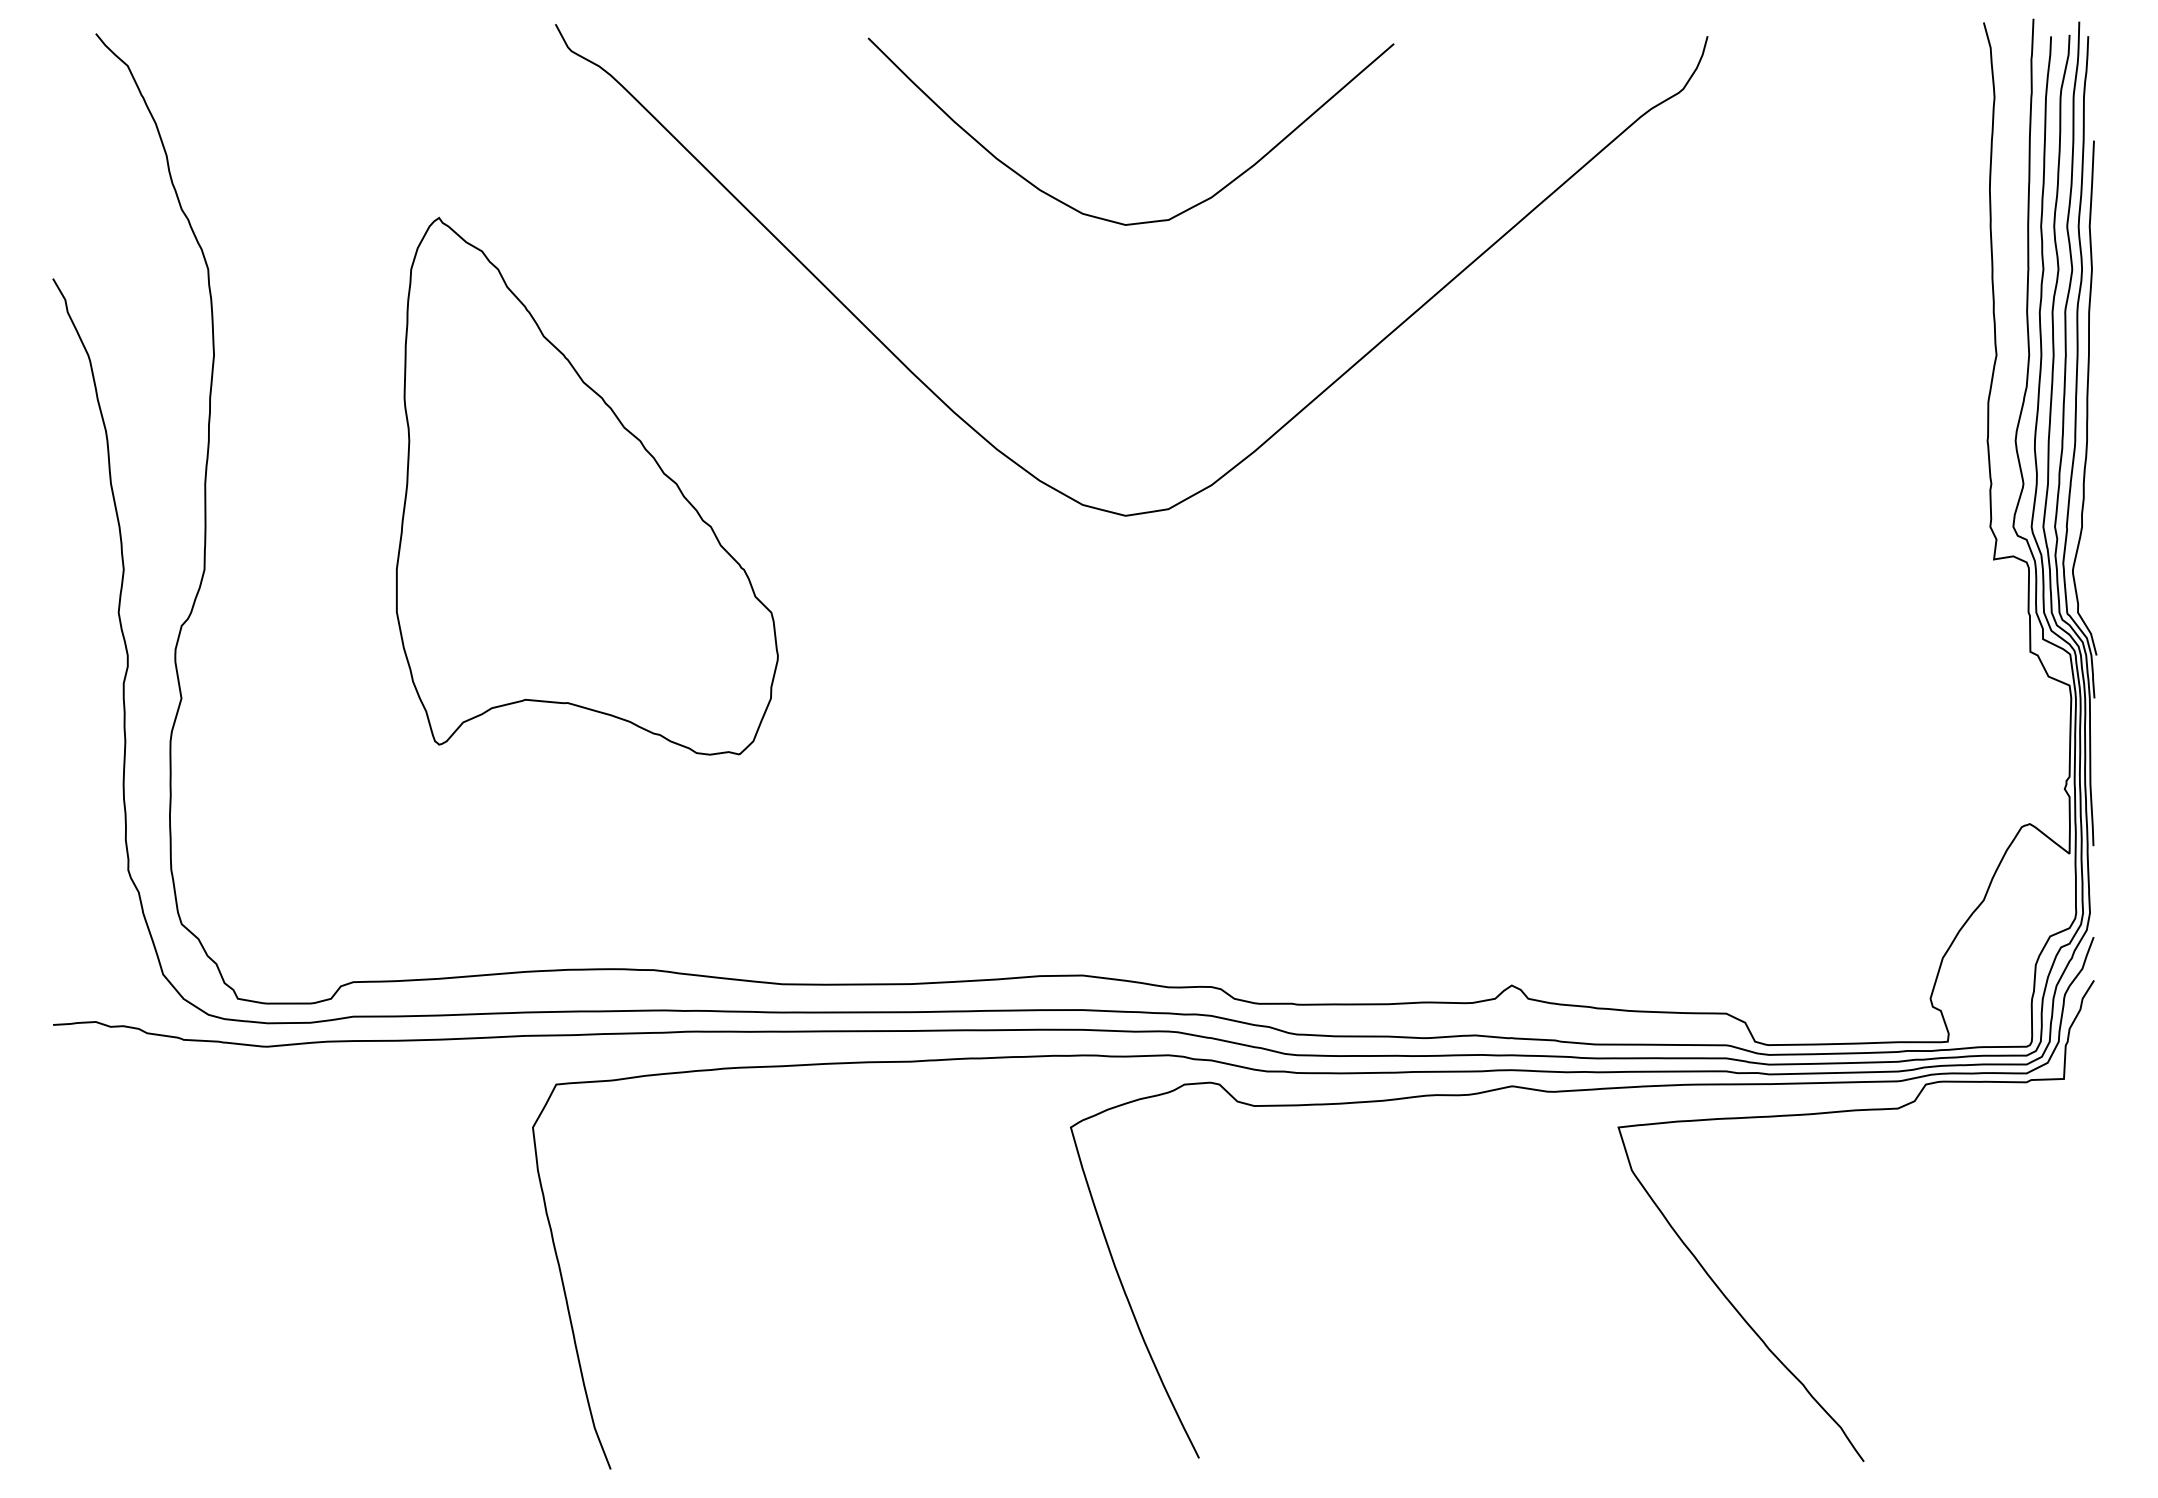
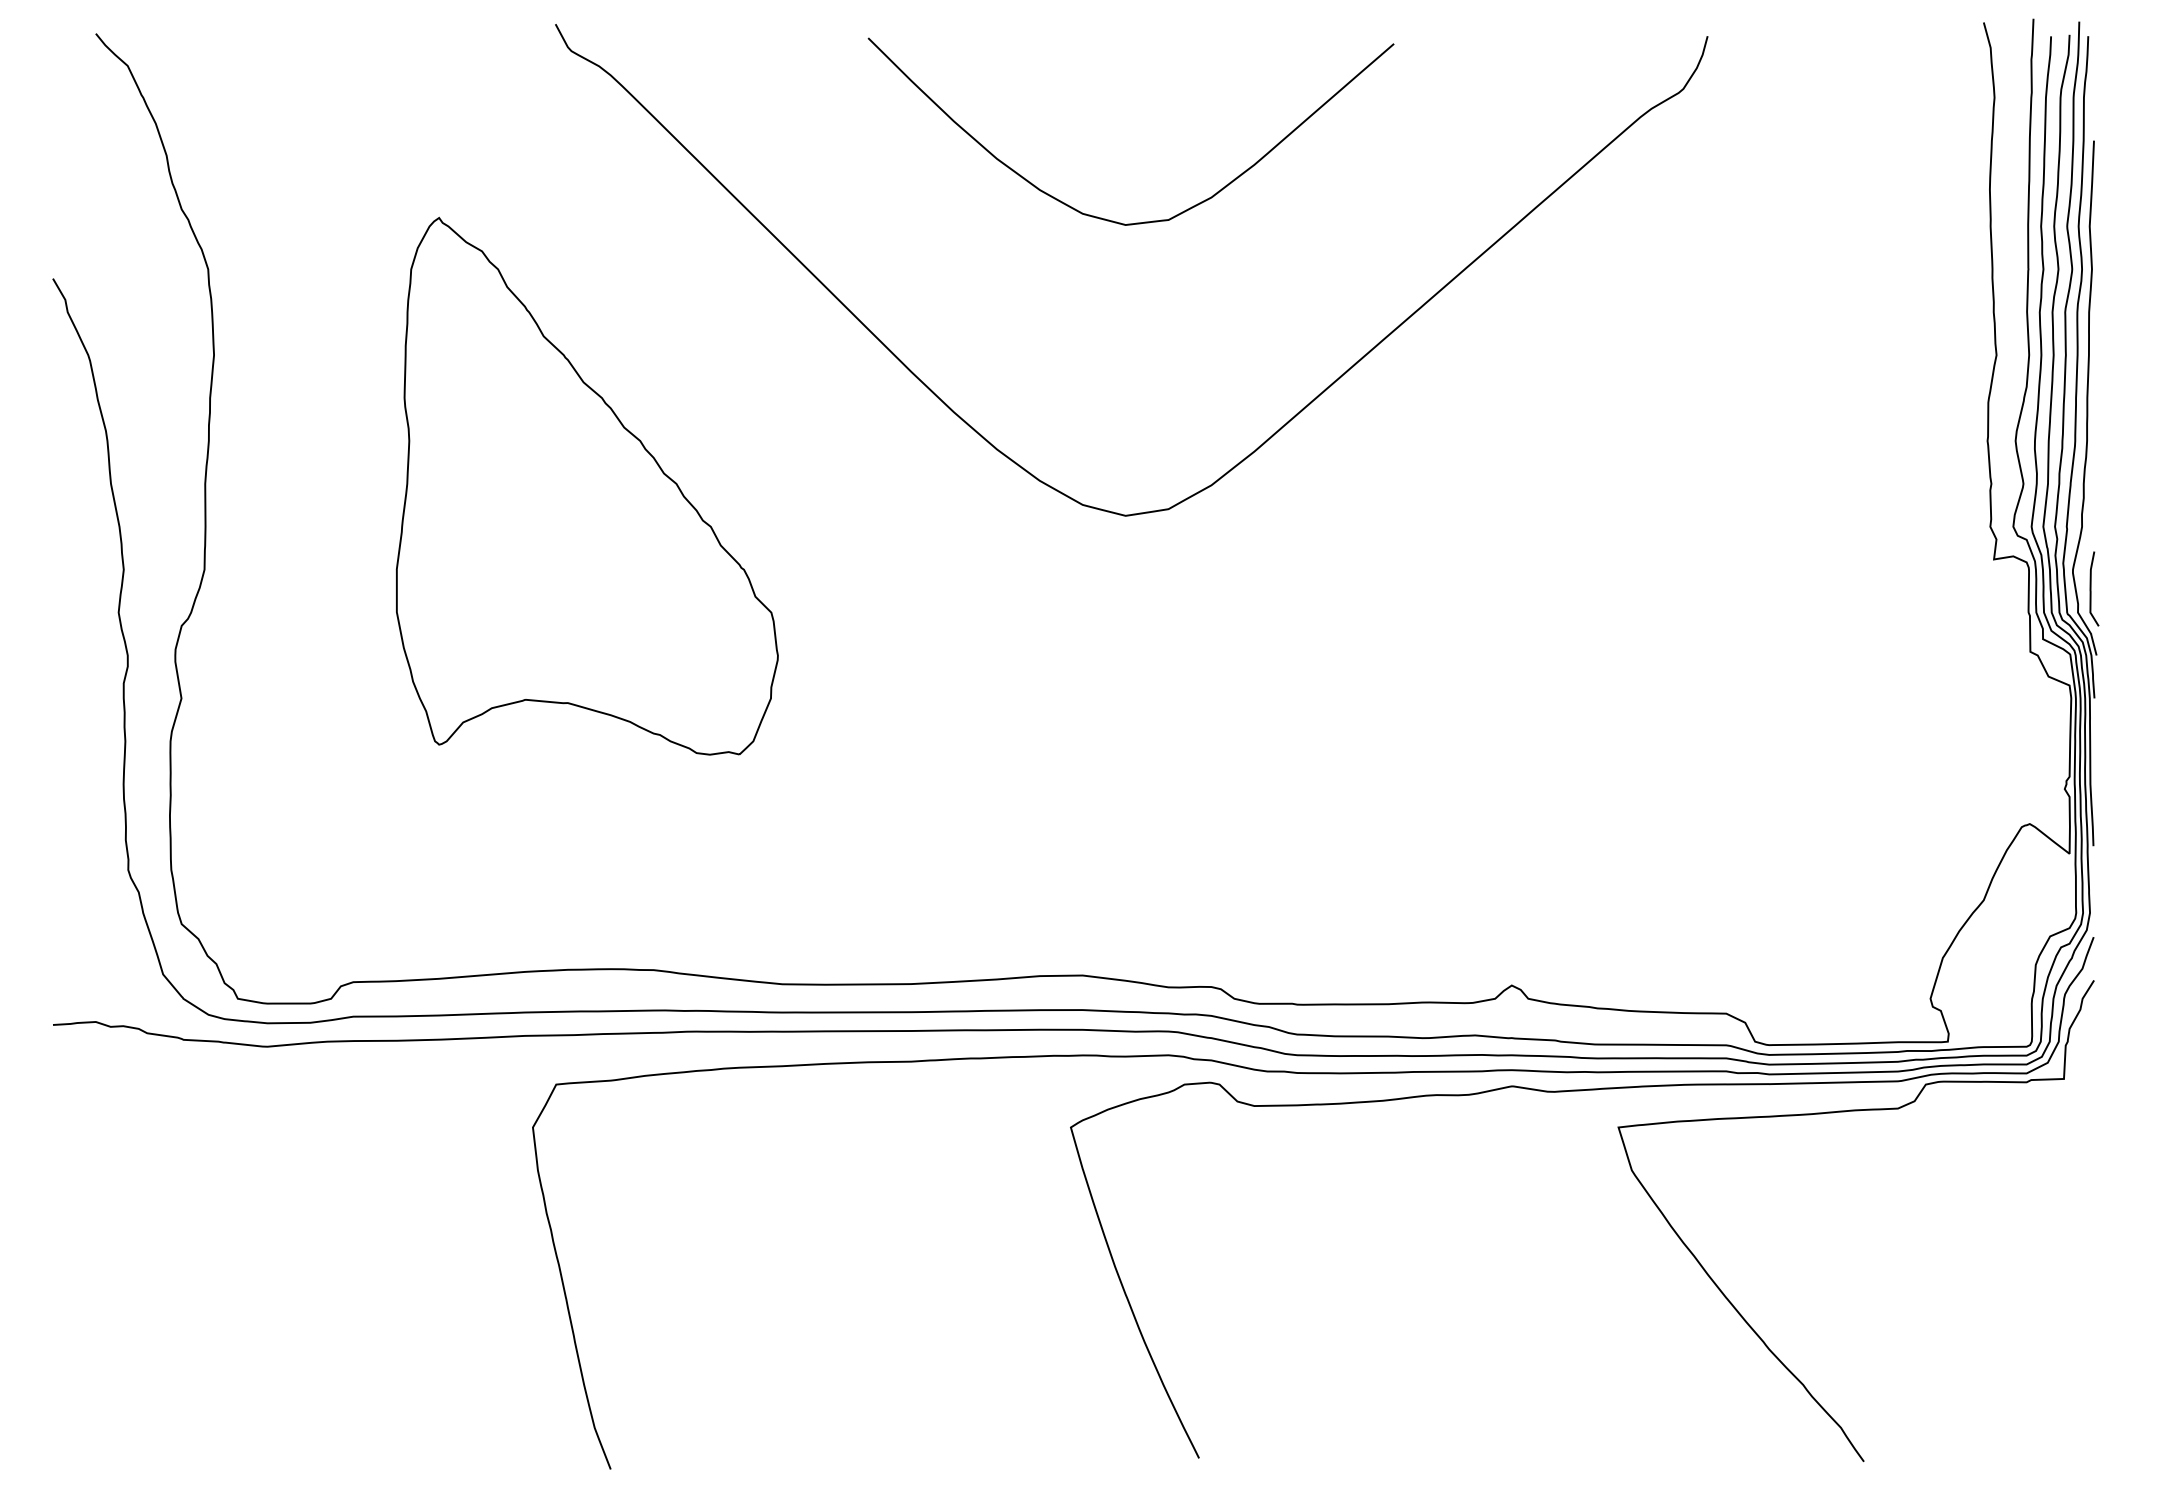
curve: none -> present (2091, 588)
